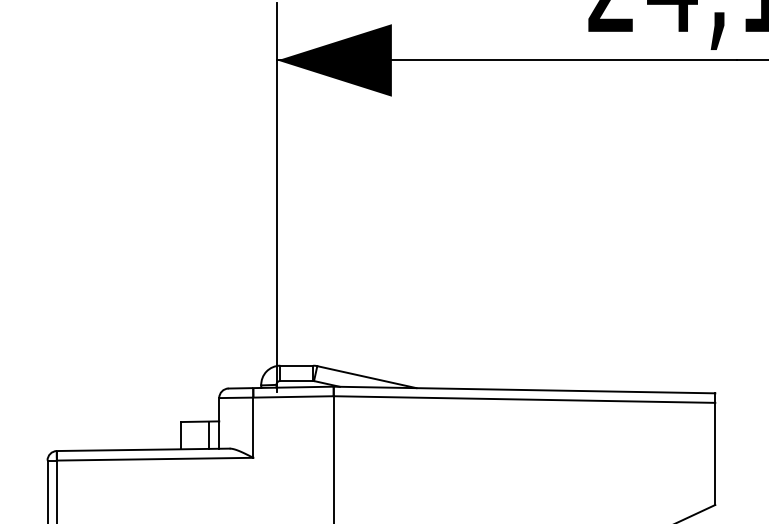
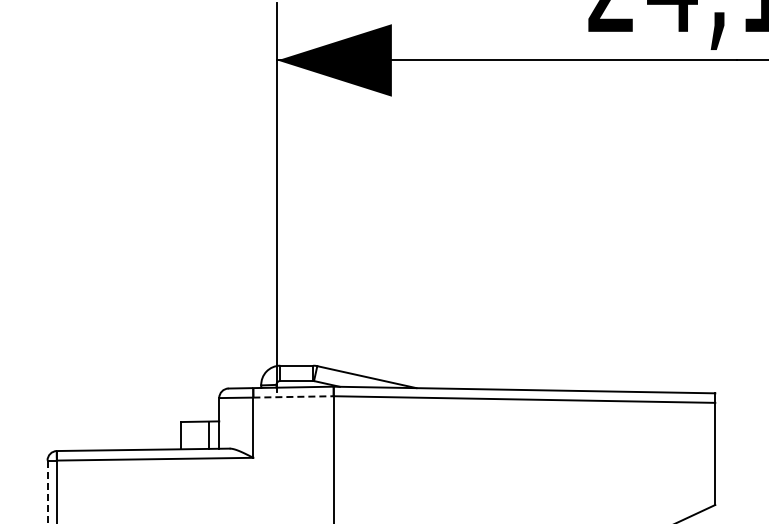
line: solid -> dashed (294, 396)
line: solid -> dashed (47, 492)
